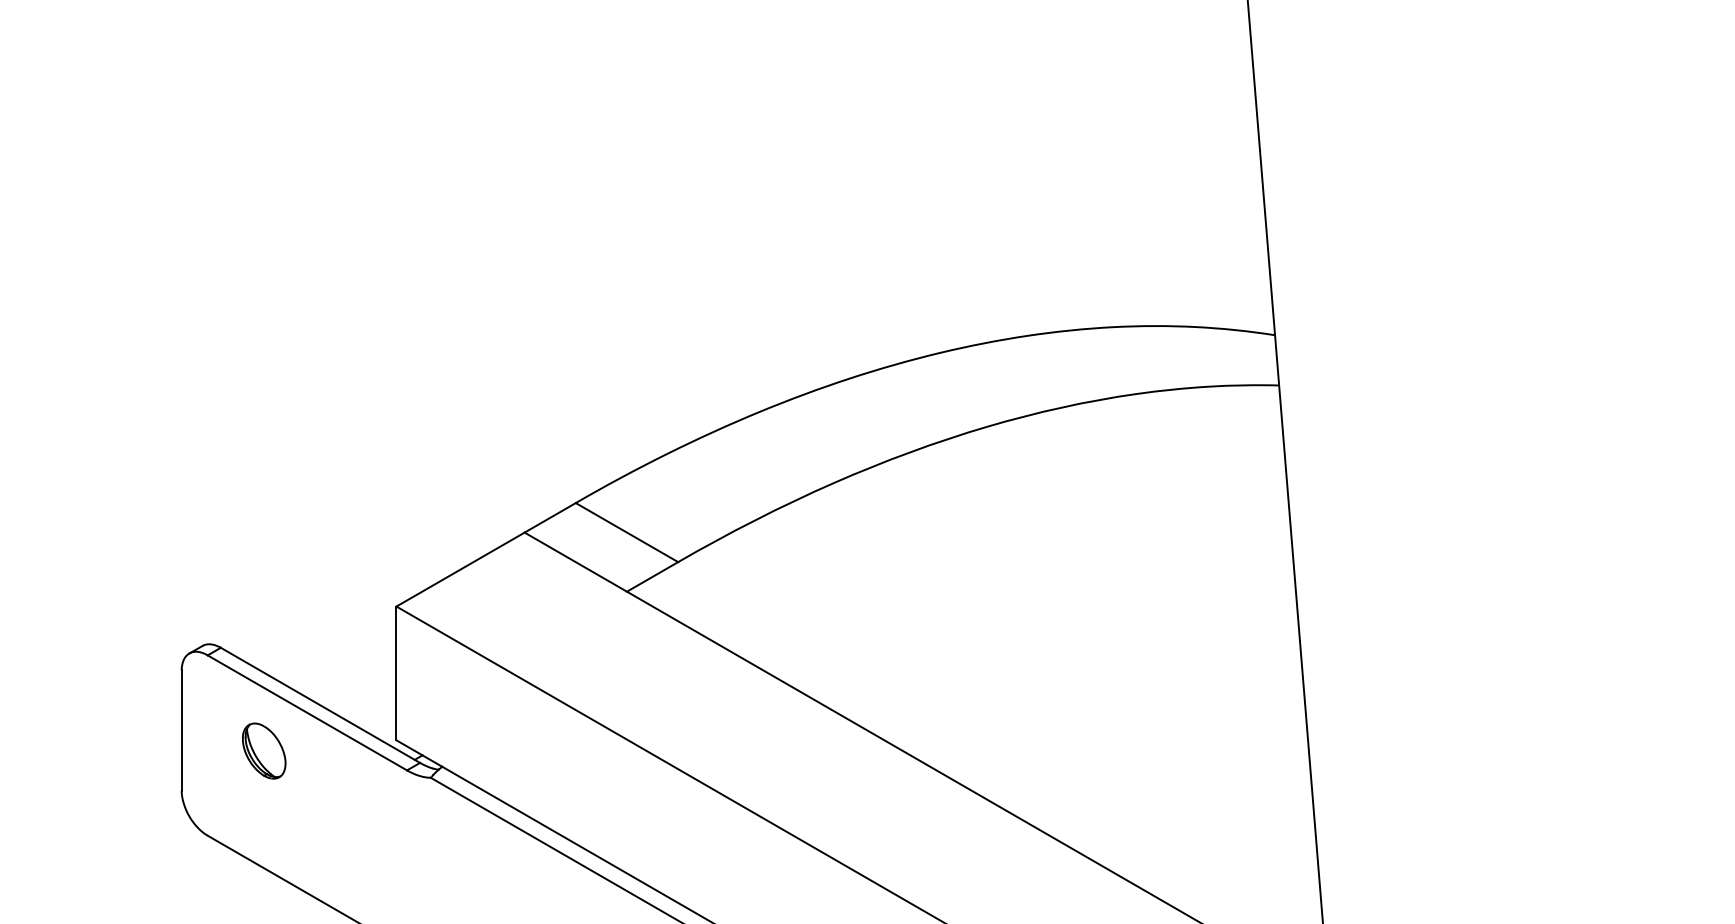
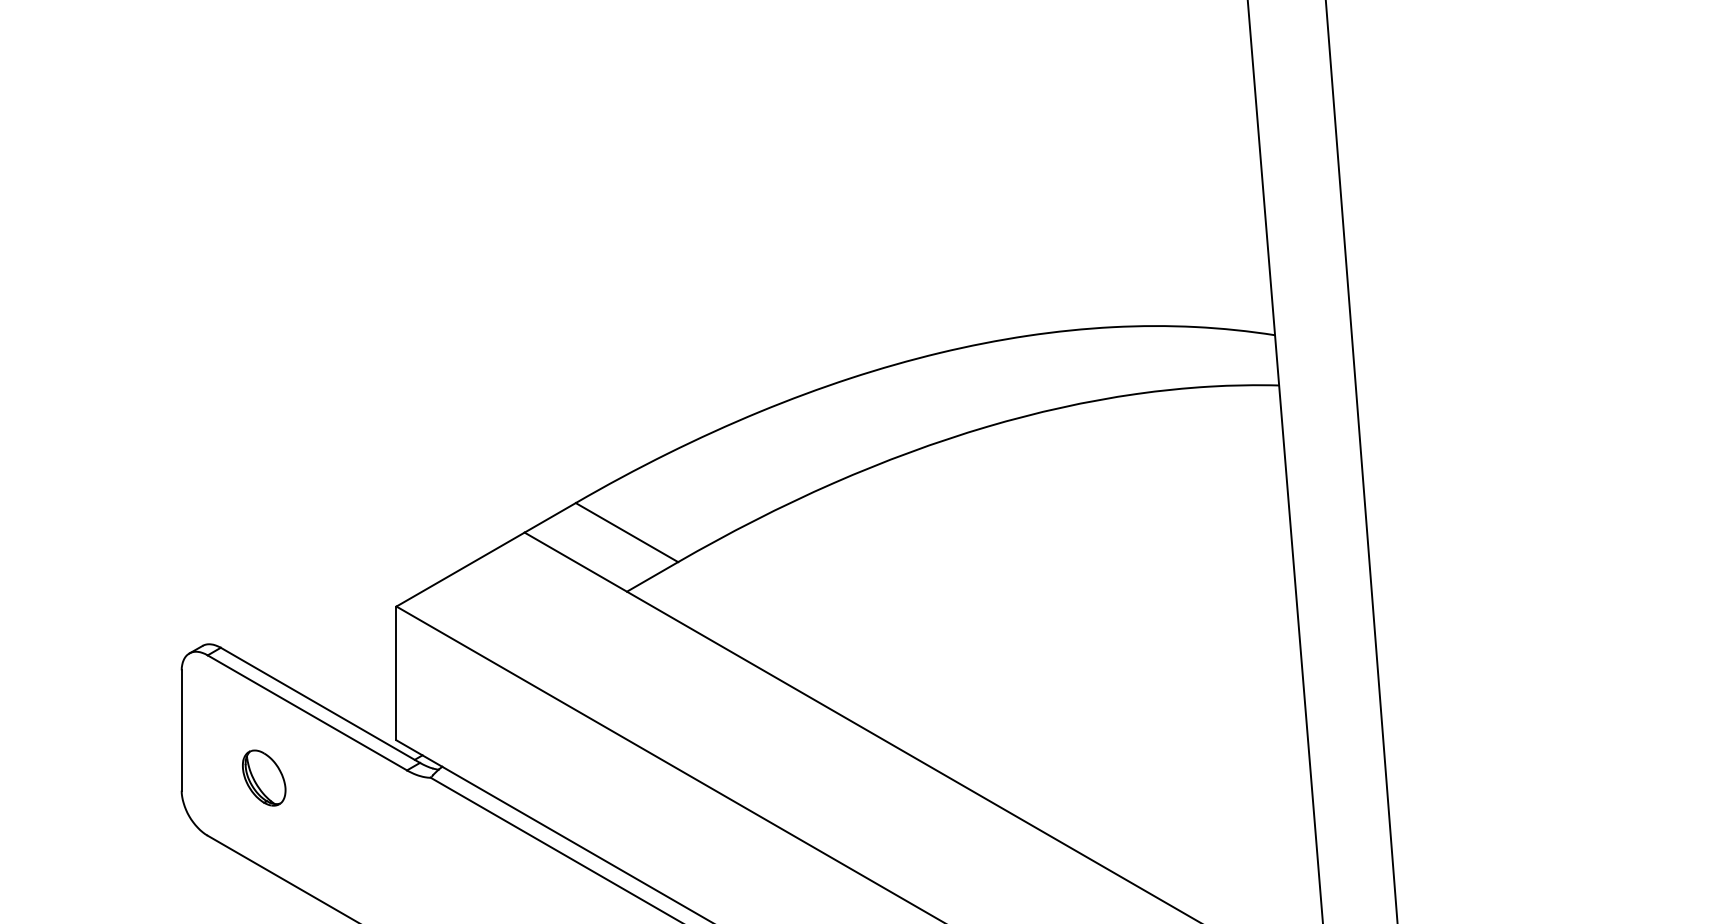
line: none -> present (1361, 461)
part position: (264, 750) -> (264, 777) (264, 777)
